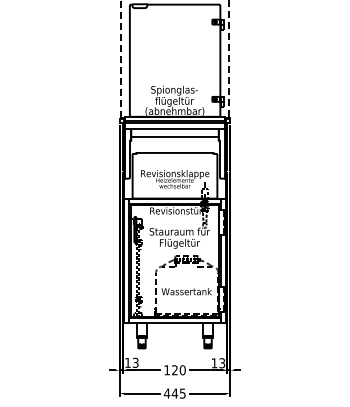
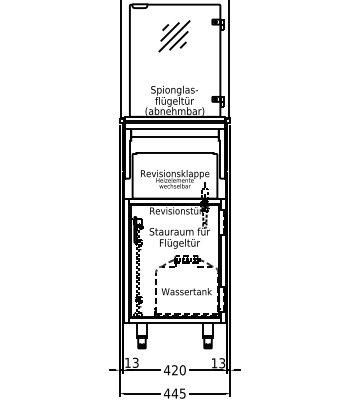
line: dashed -> solid (229, 0)
part: none -> present (174, 36)
text: 120 -> 420 (166, 370)
